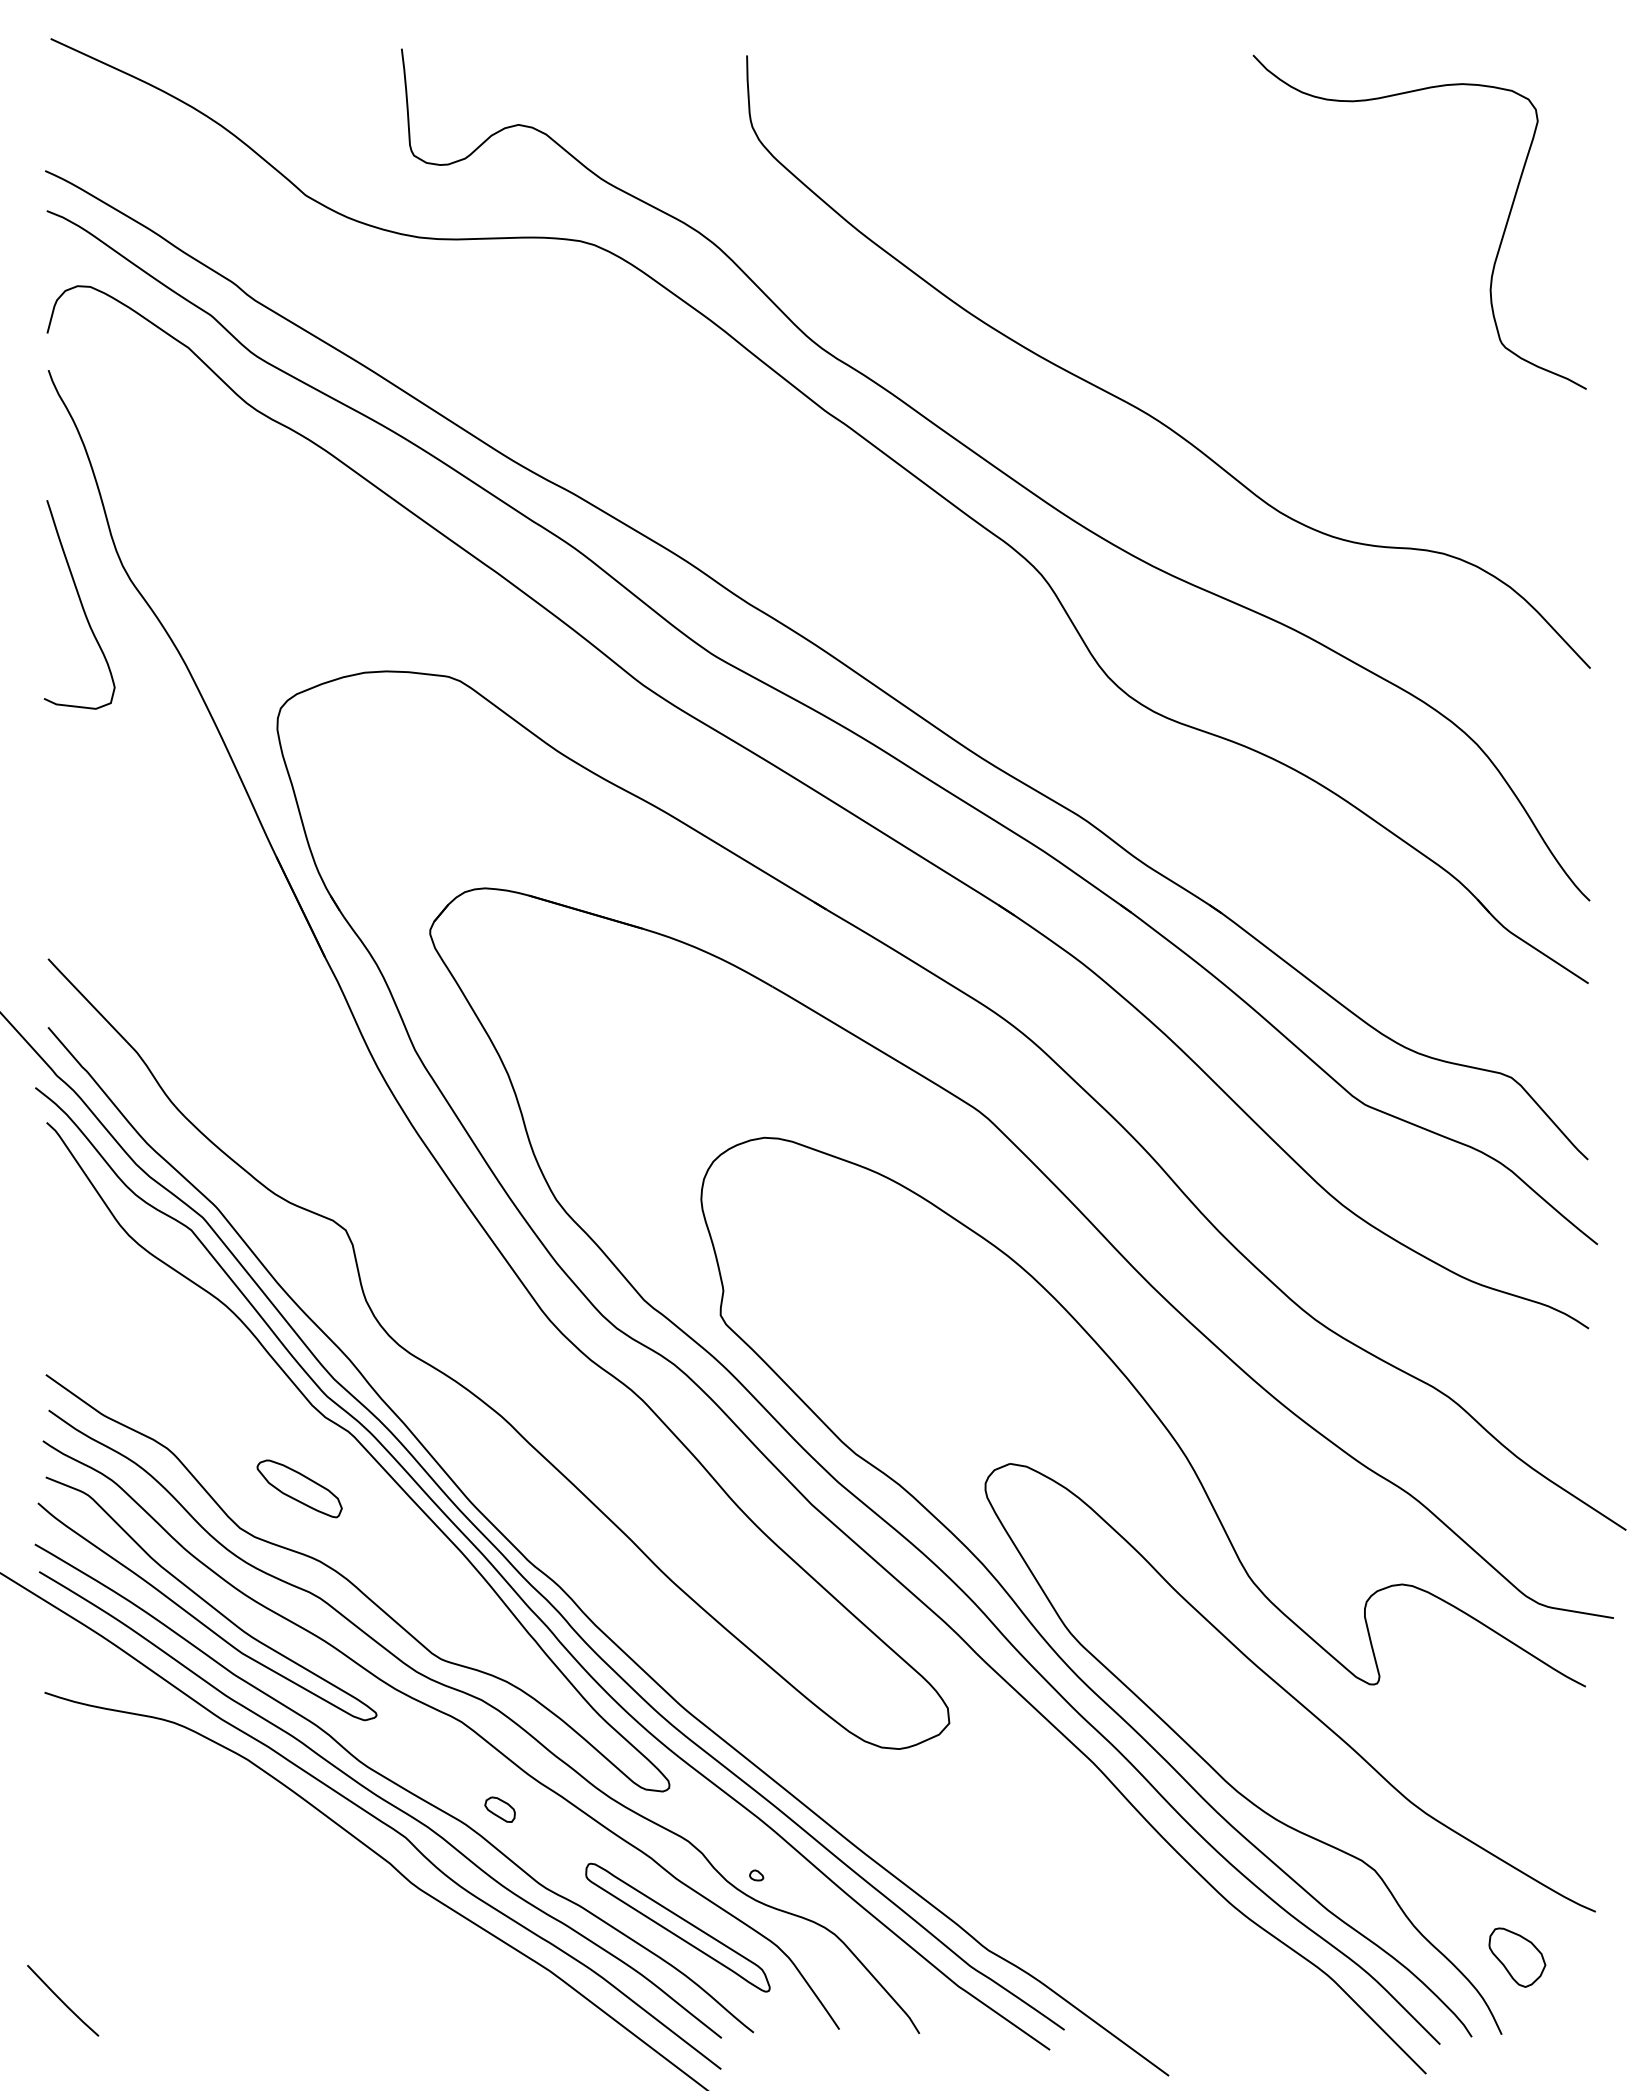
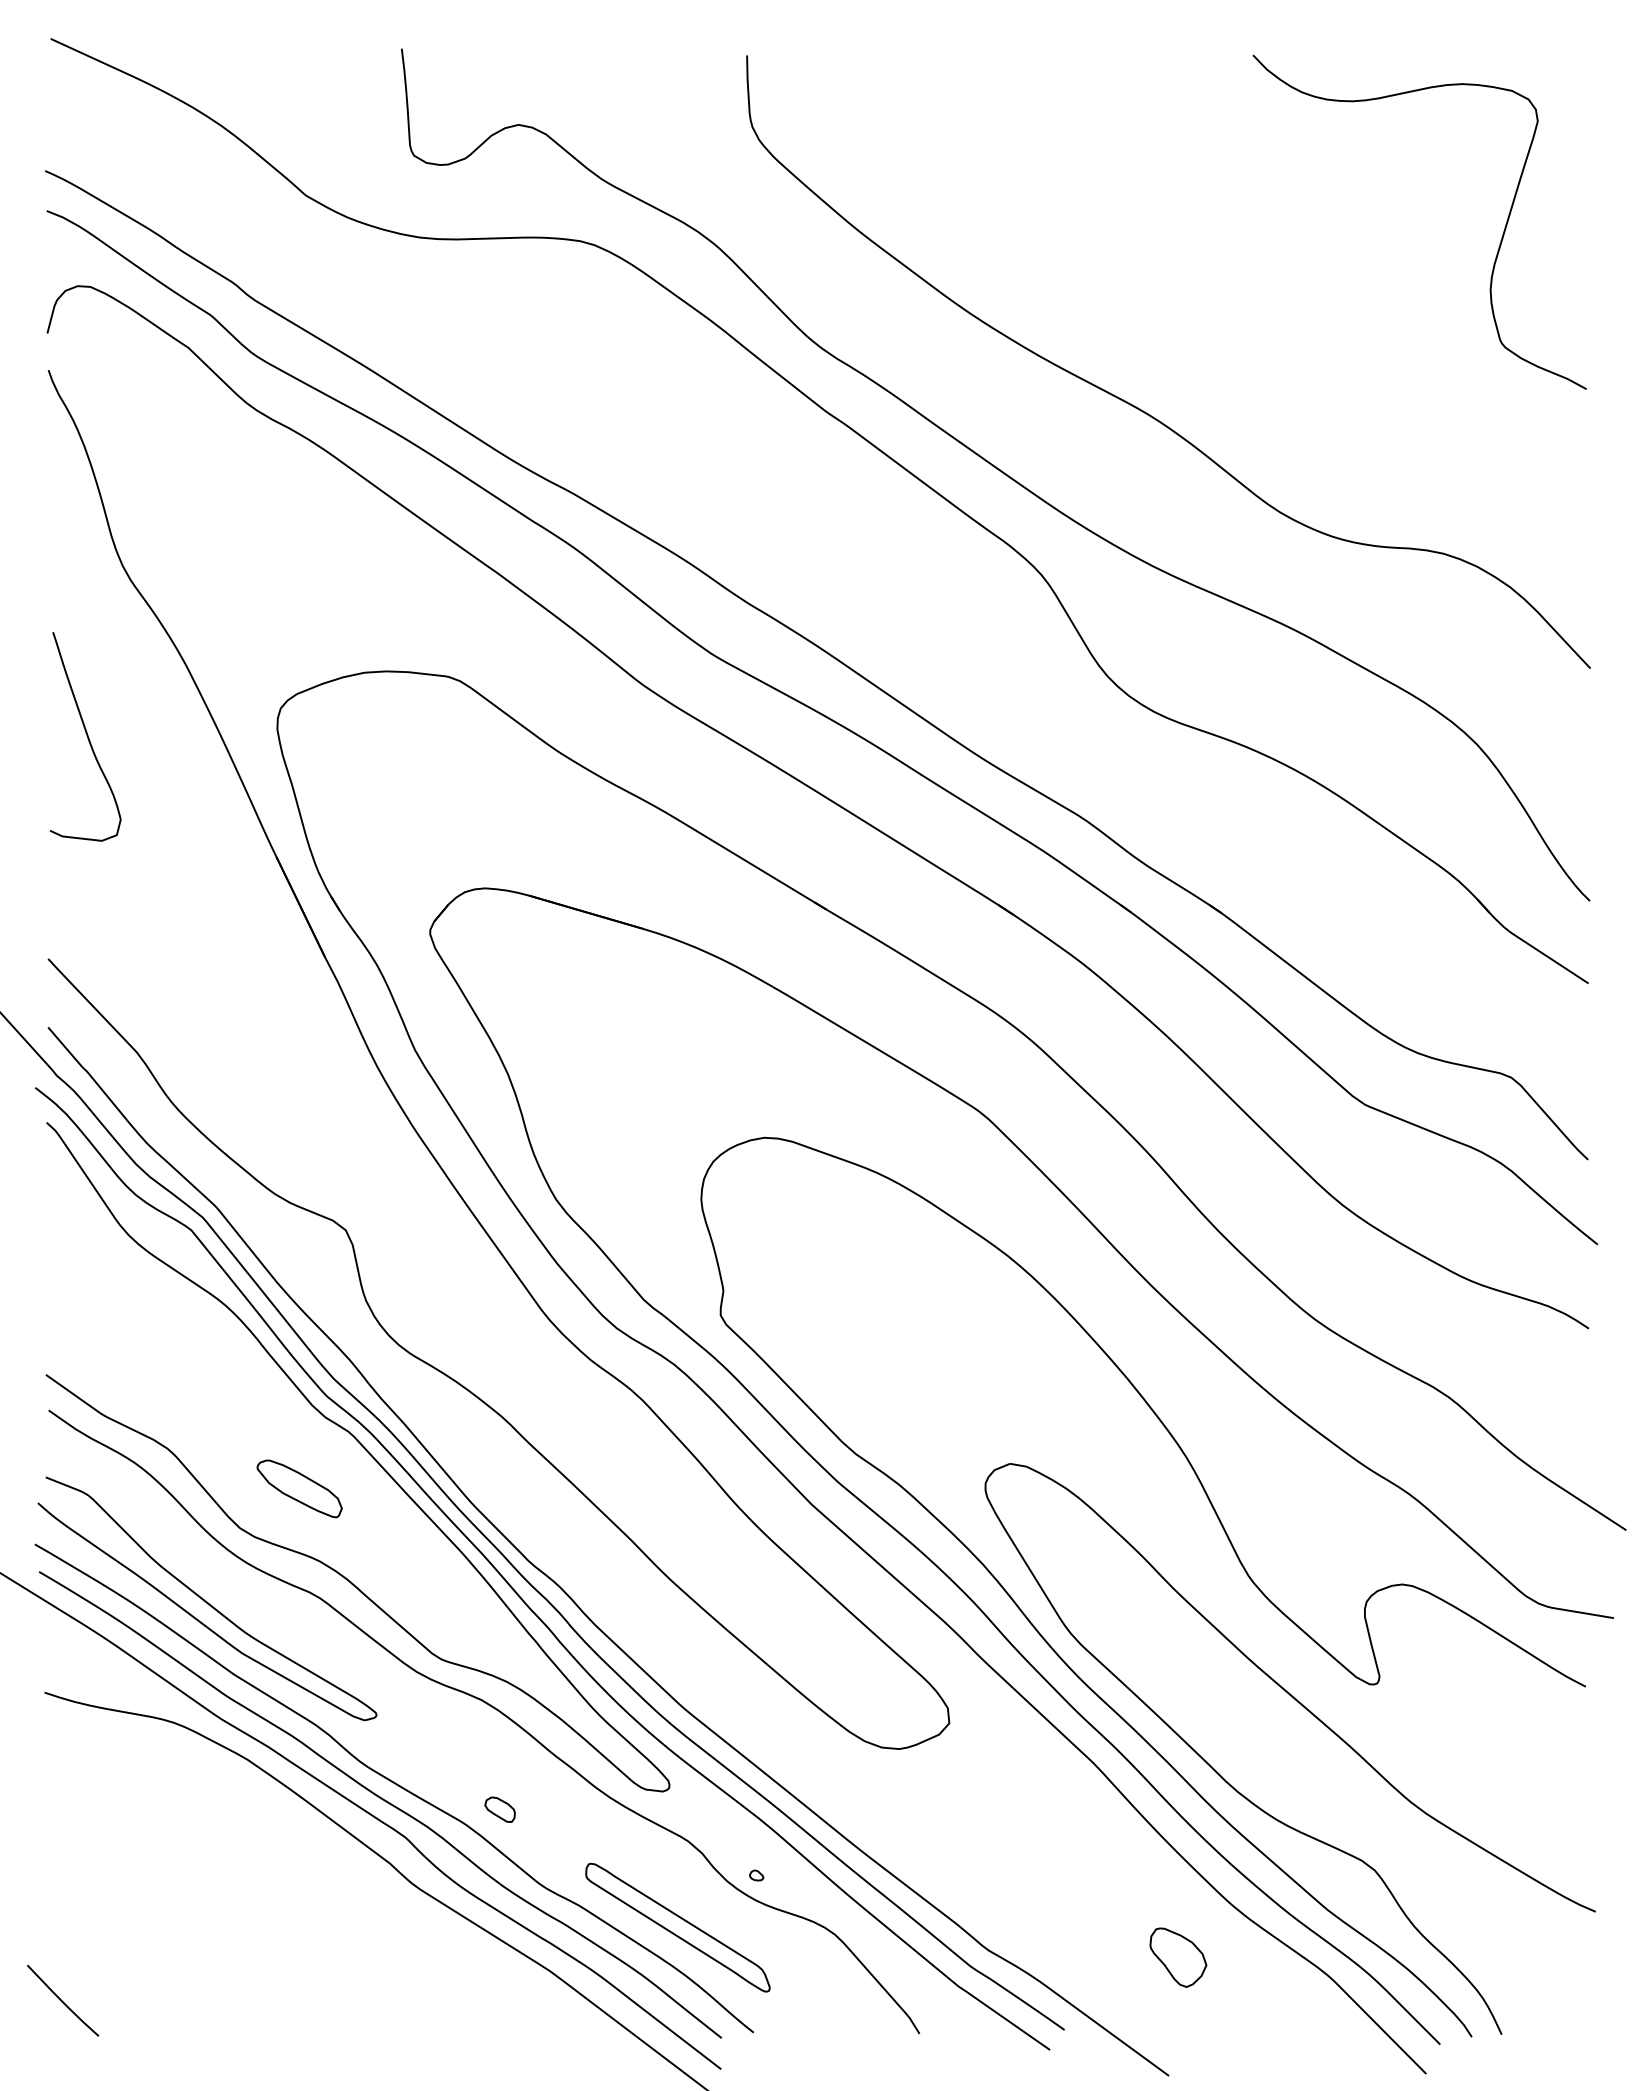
curve position: (80, 604) -> (86, 736) (86, 736)
curve: present -> none (448, 1716)
part position: (1517, 1957) -> (1178, 1957) (1178, 1957)
